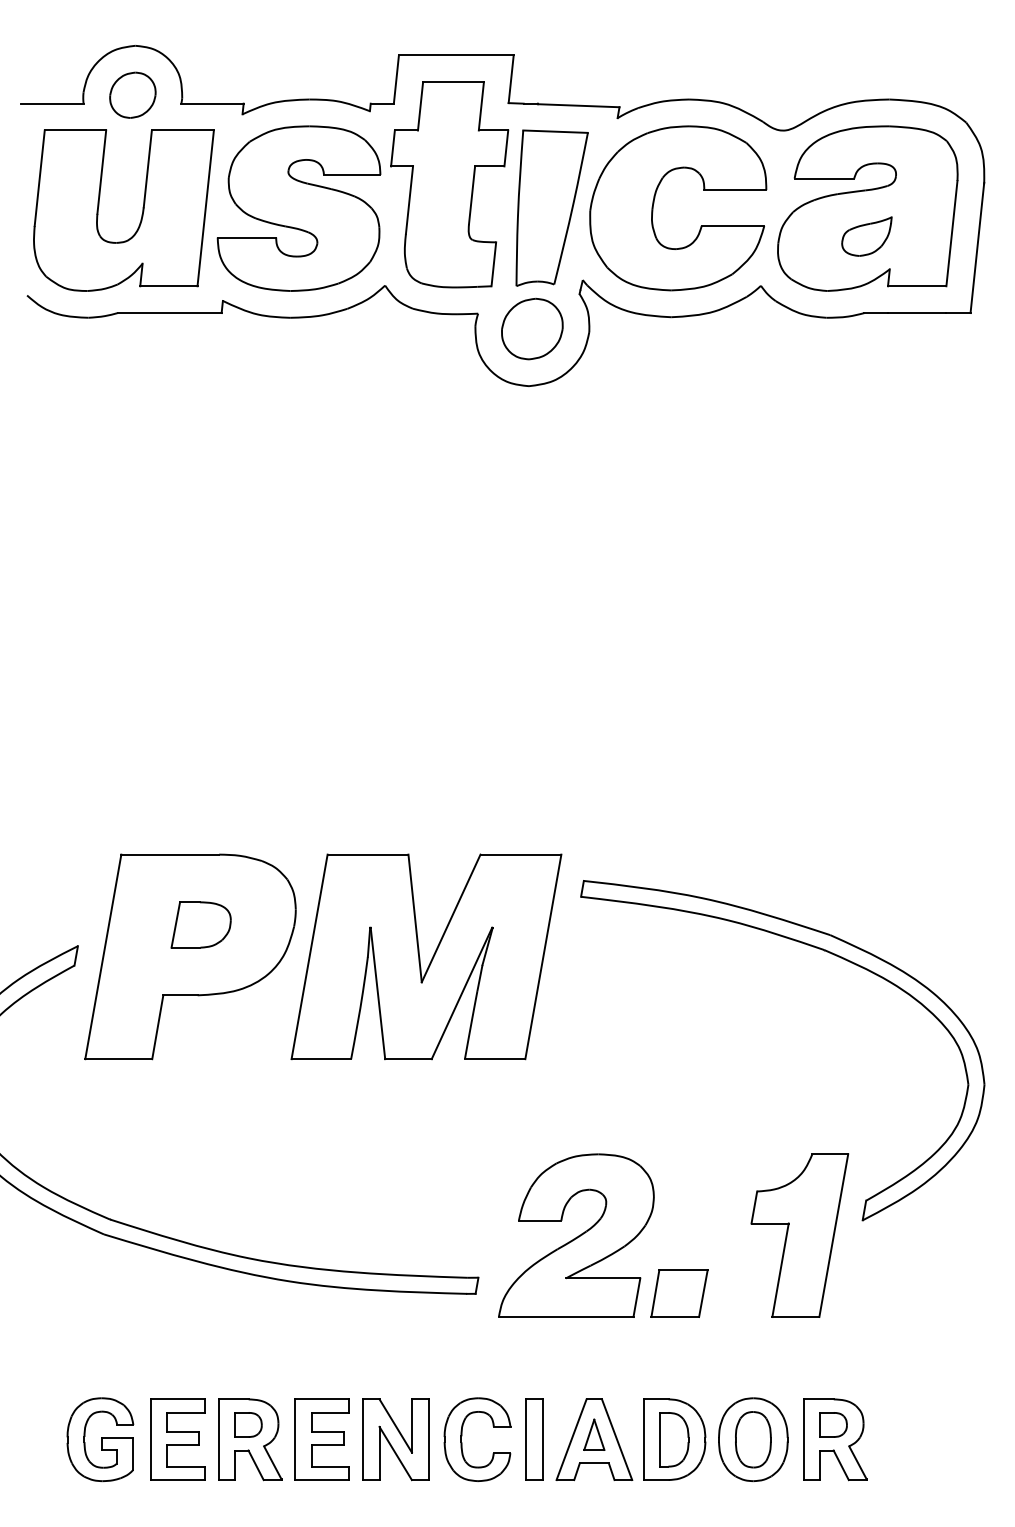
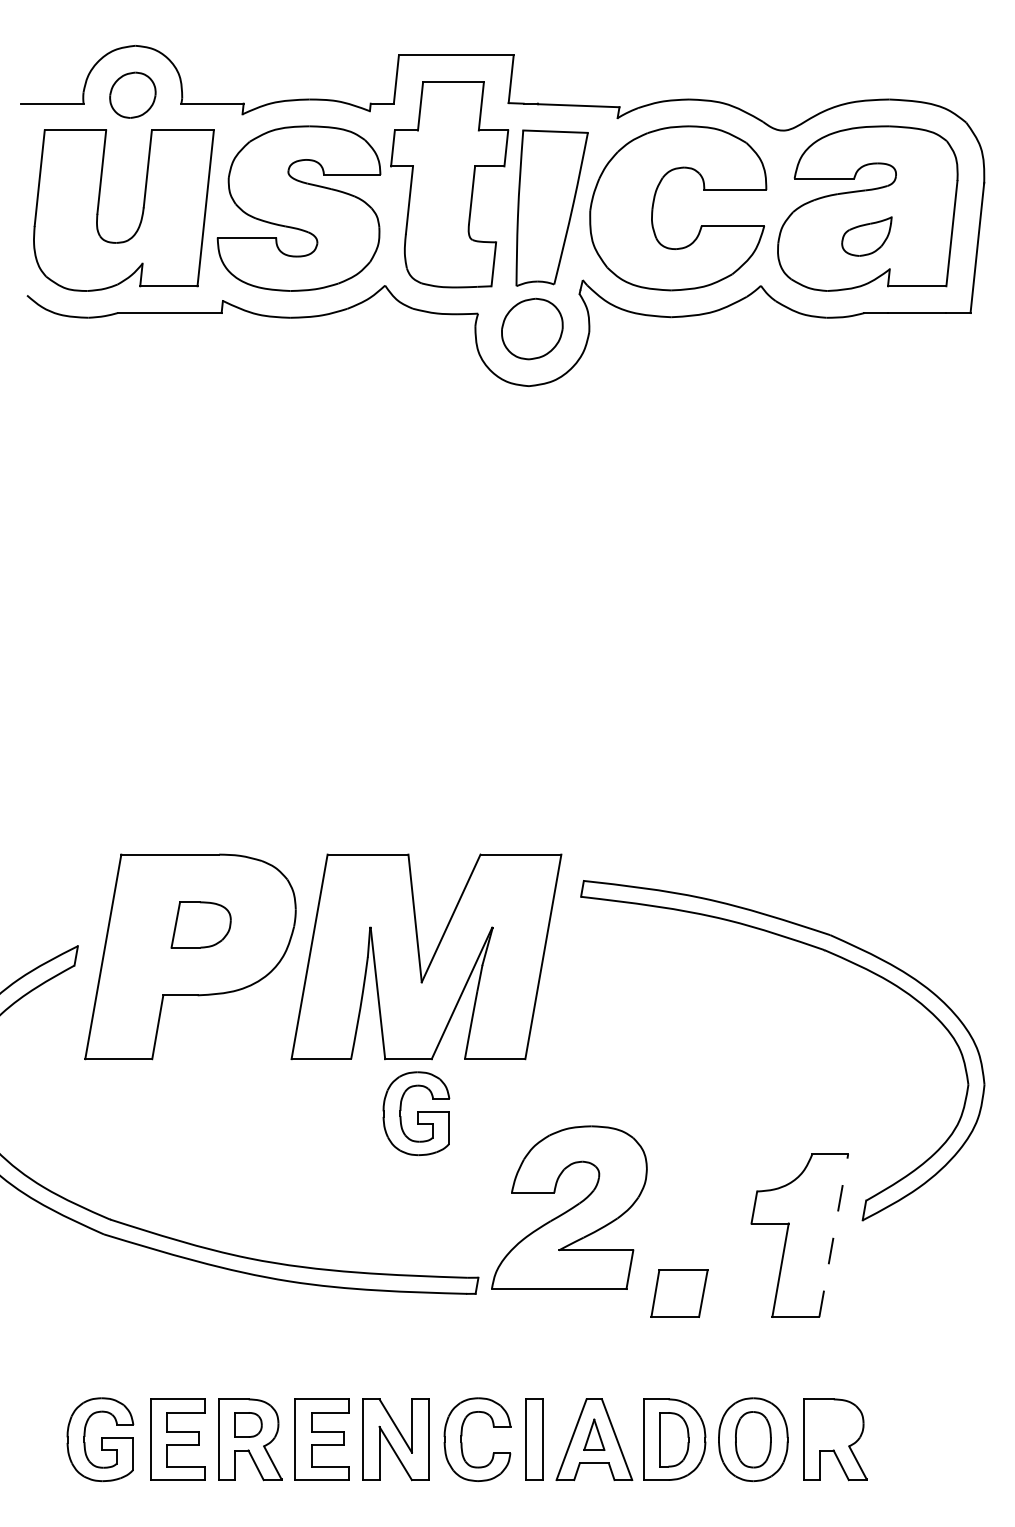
part: none -> present (416, 1113)
part position: (576, 1235) -> (569, 1207) (569, 1207)
line: solid -> dashed (833, 1235)
part: present -> none (833, 1424)
